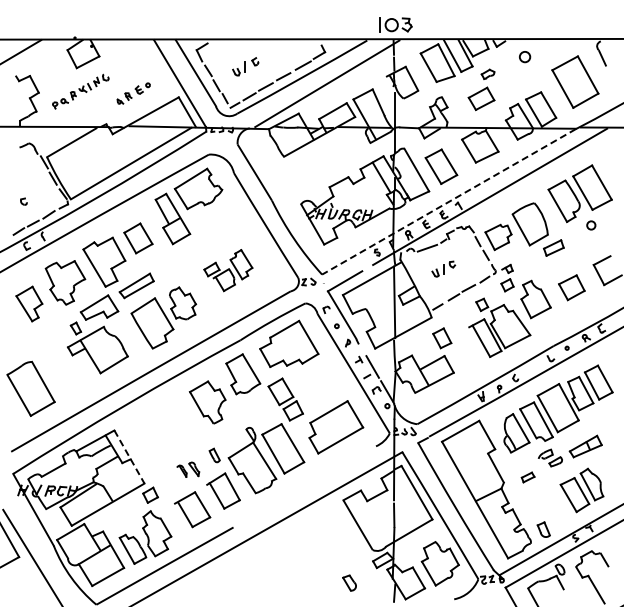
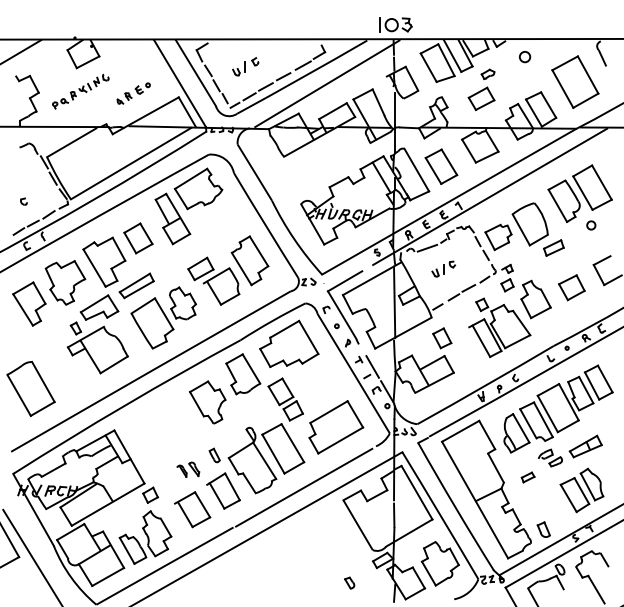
line: dashed -> solid (448, 202)
part size: 51x44 px -> 83x71 px (228, 270)
part size: 29x38 px -> 35x46 px (29, 303)
line: dashed -> solid (129, 457)
line: none -> present (304, 487)
part size: 15x18 px -> 12x14 px (349, 582)
